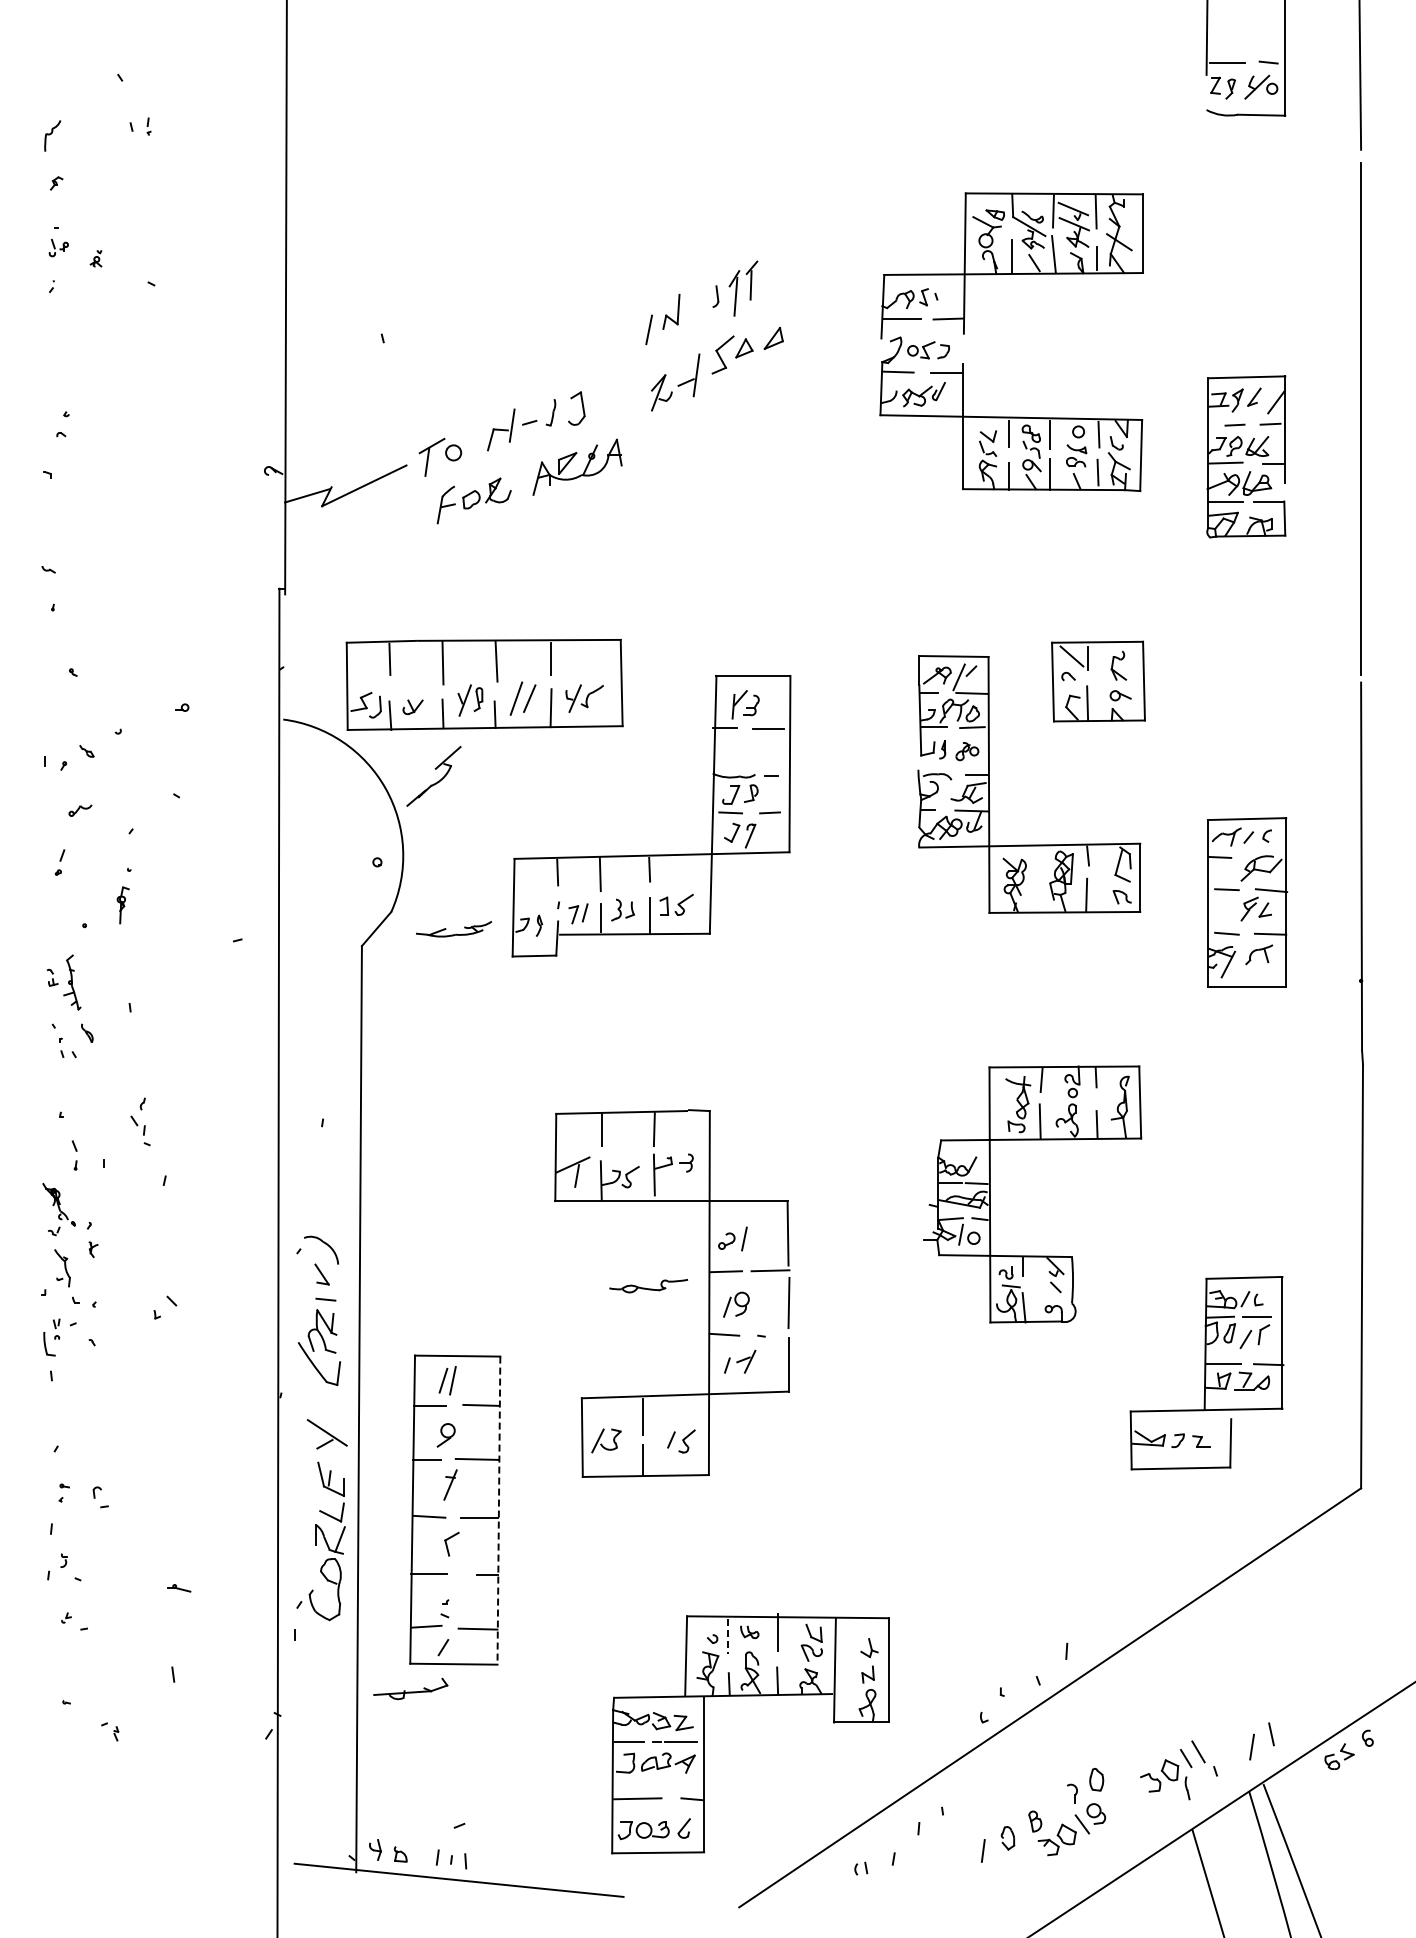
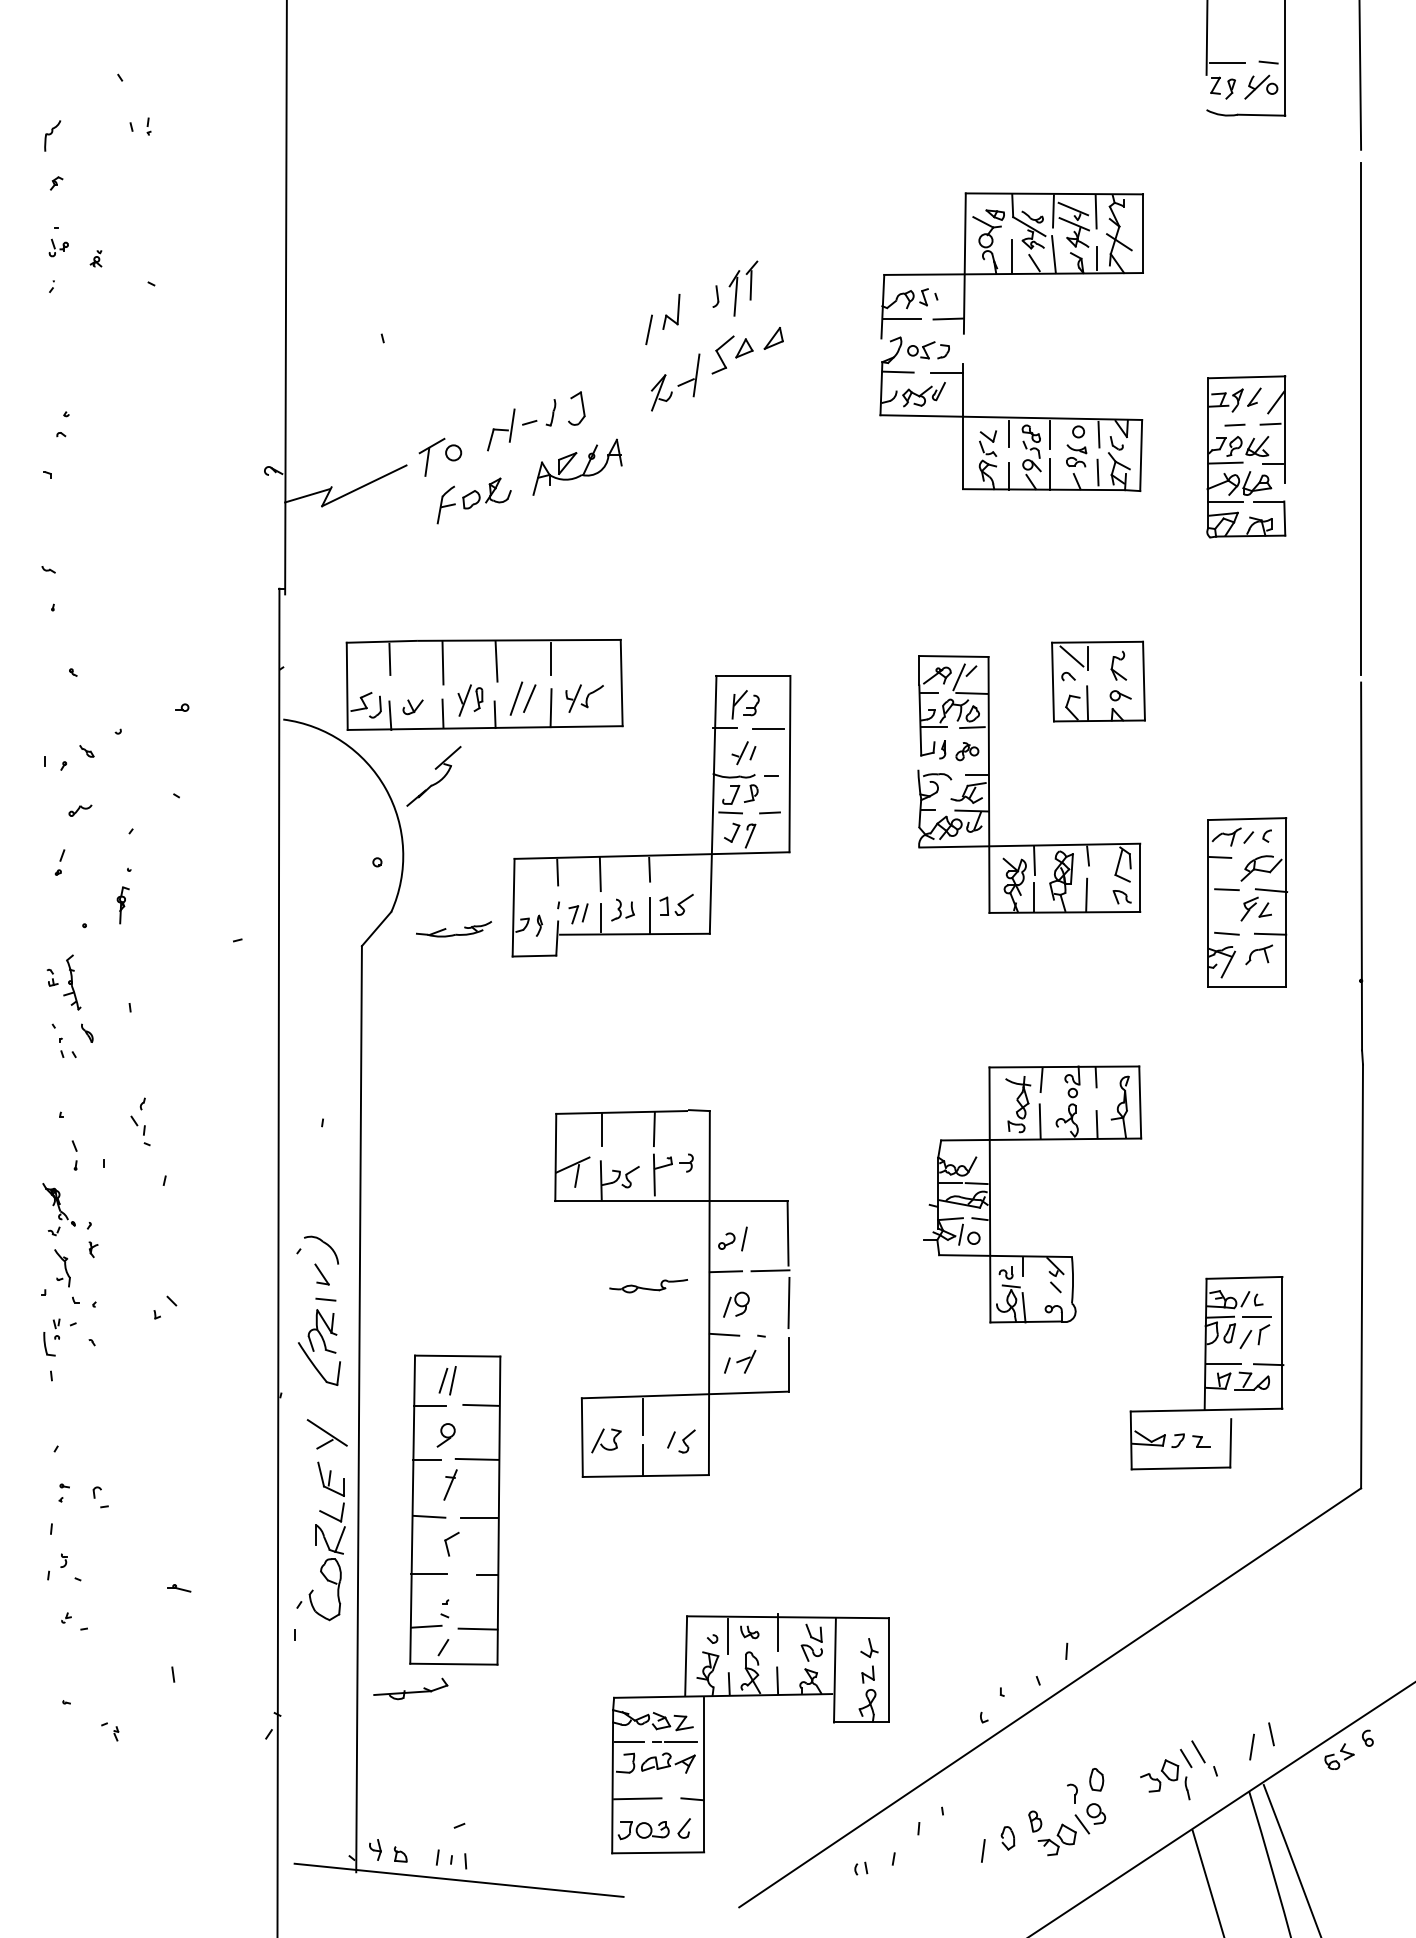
part: none -> present (743, 753)
line: none -> present (1034, 860)
line: none -> present (1034, 896)
line: dashed -> solid (498, 1511)
line: dashed -> solid (727, 1636)
